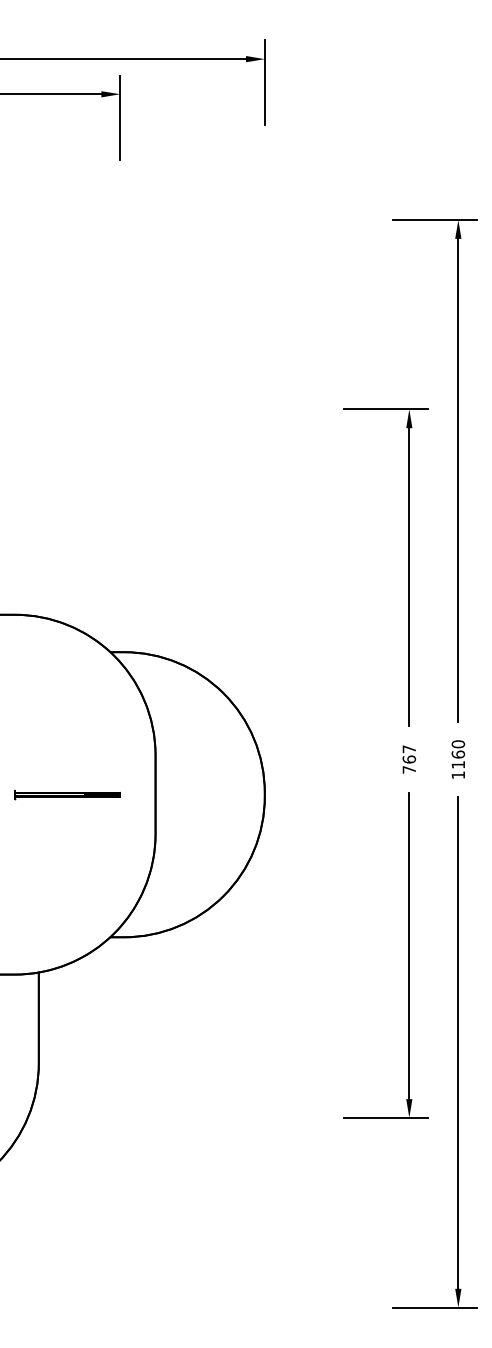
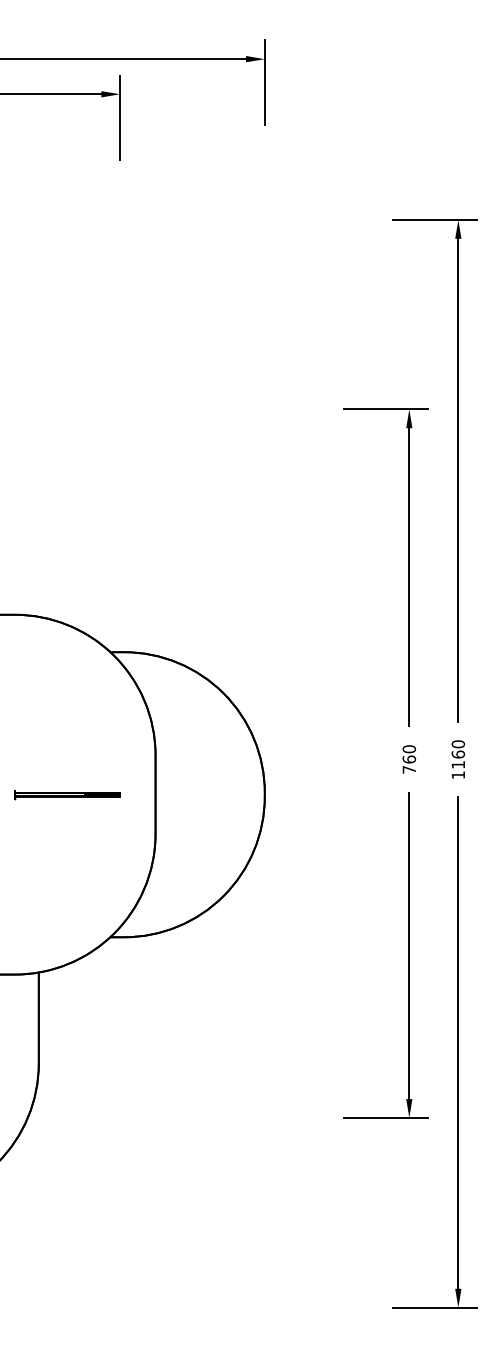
text: 767 -> 760 (409, 749)
